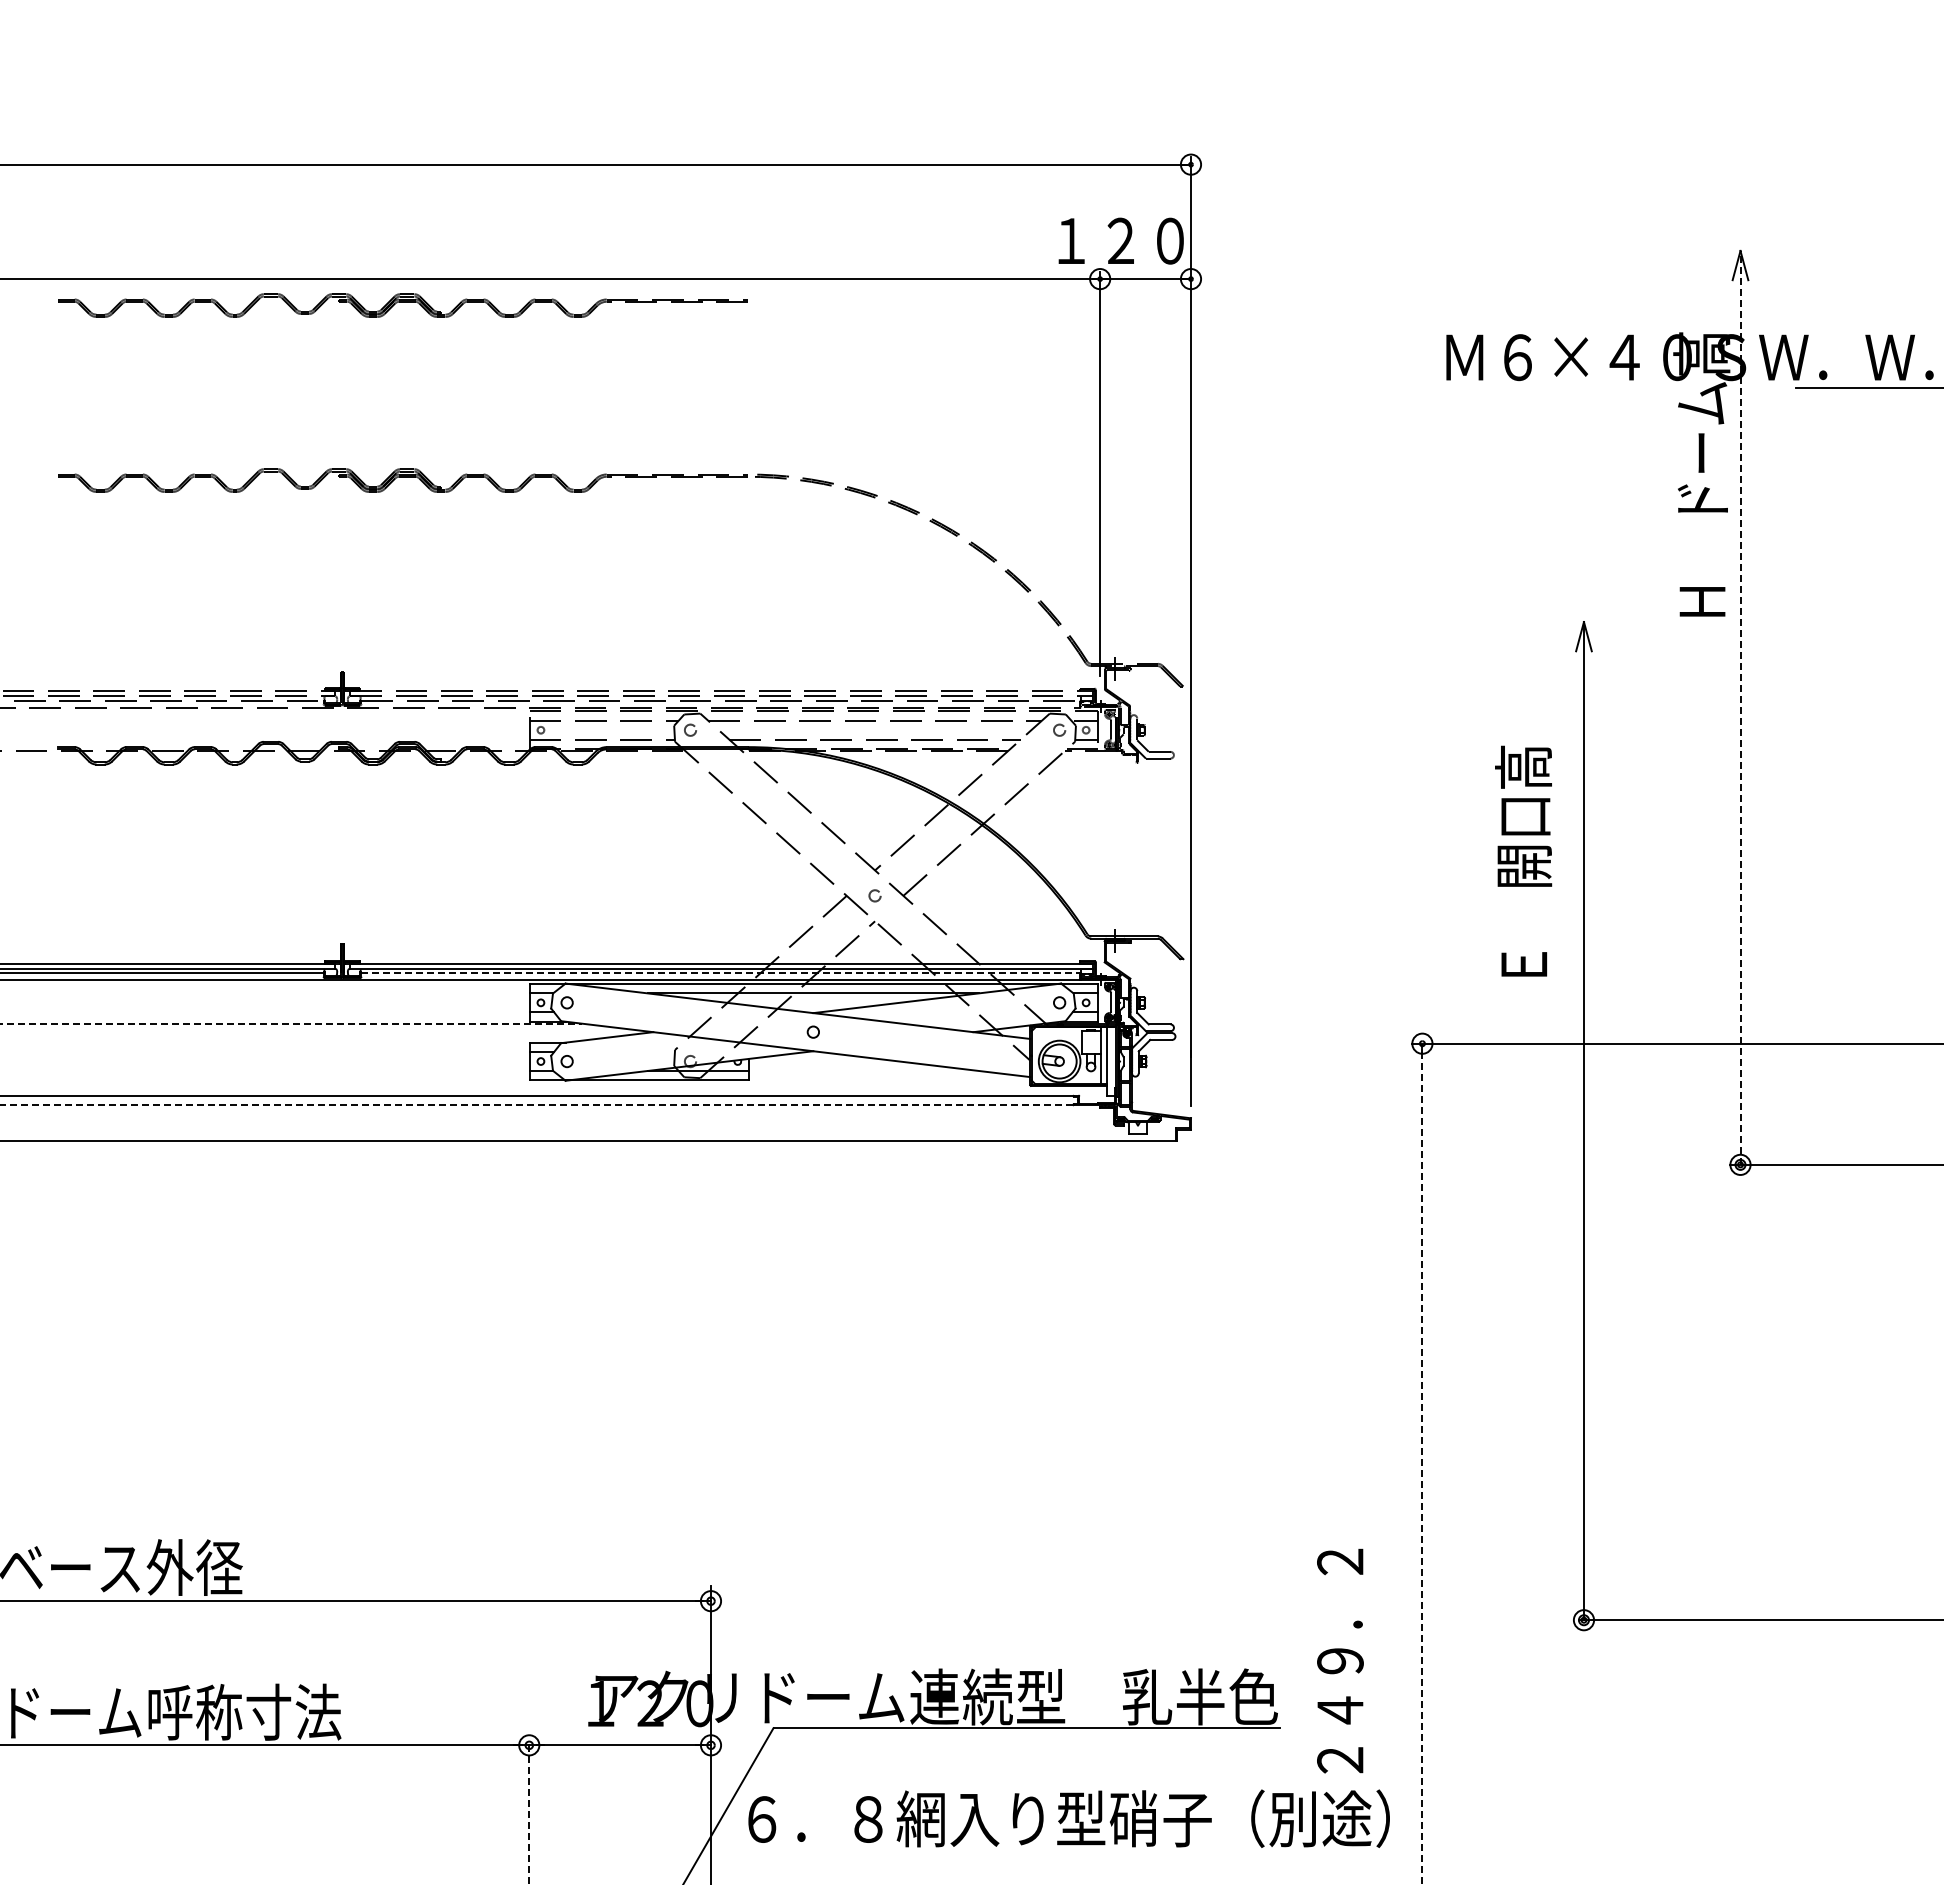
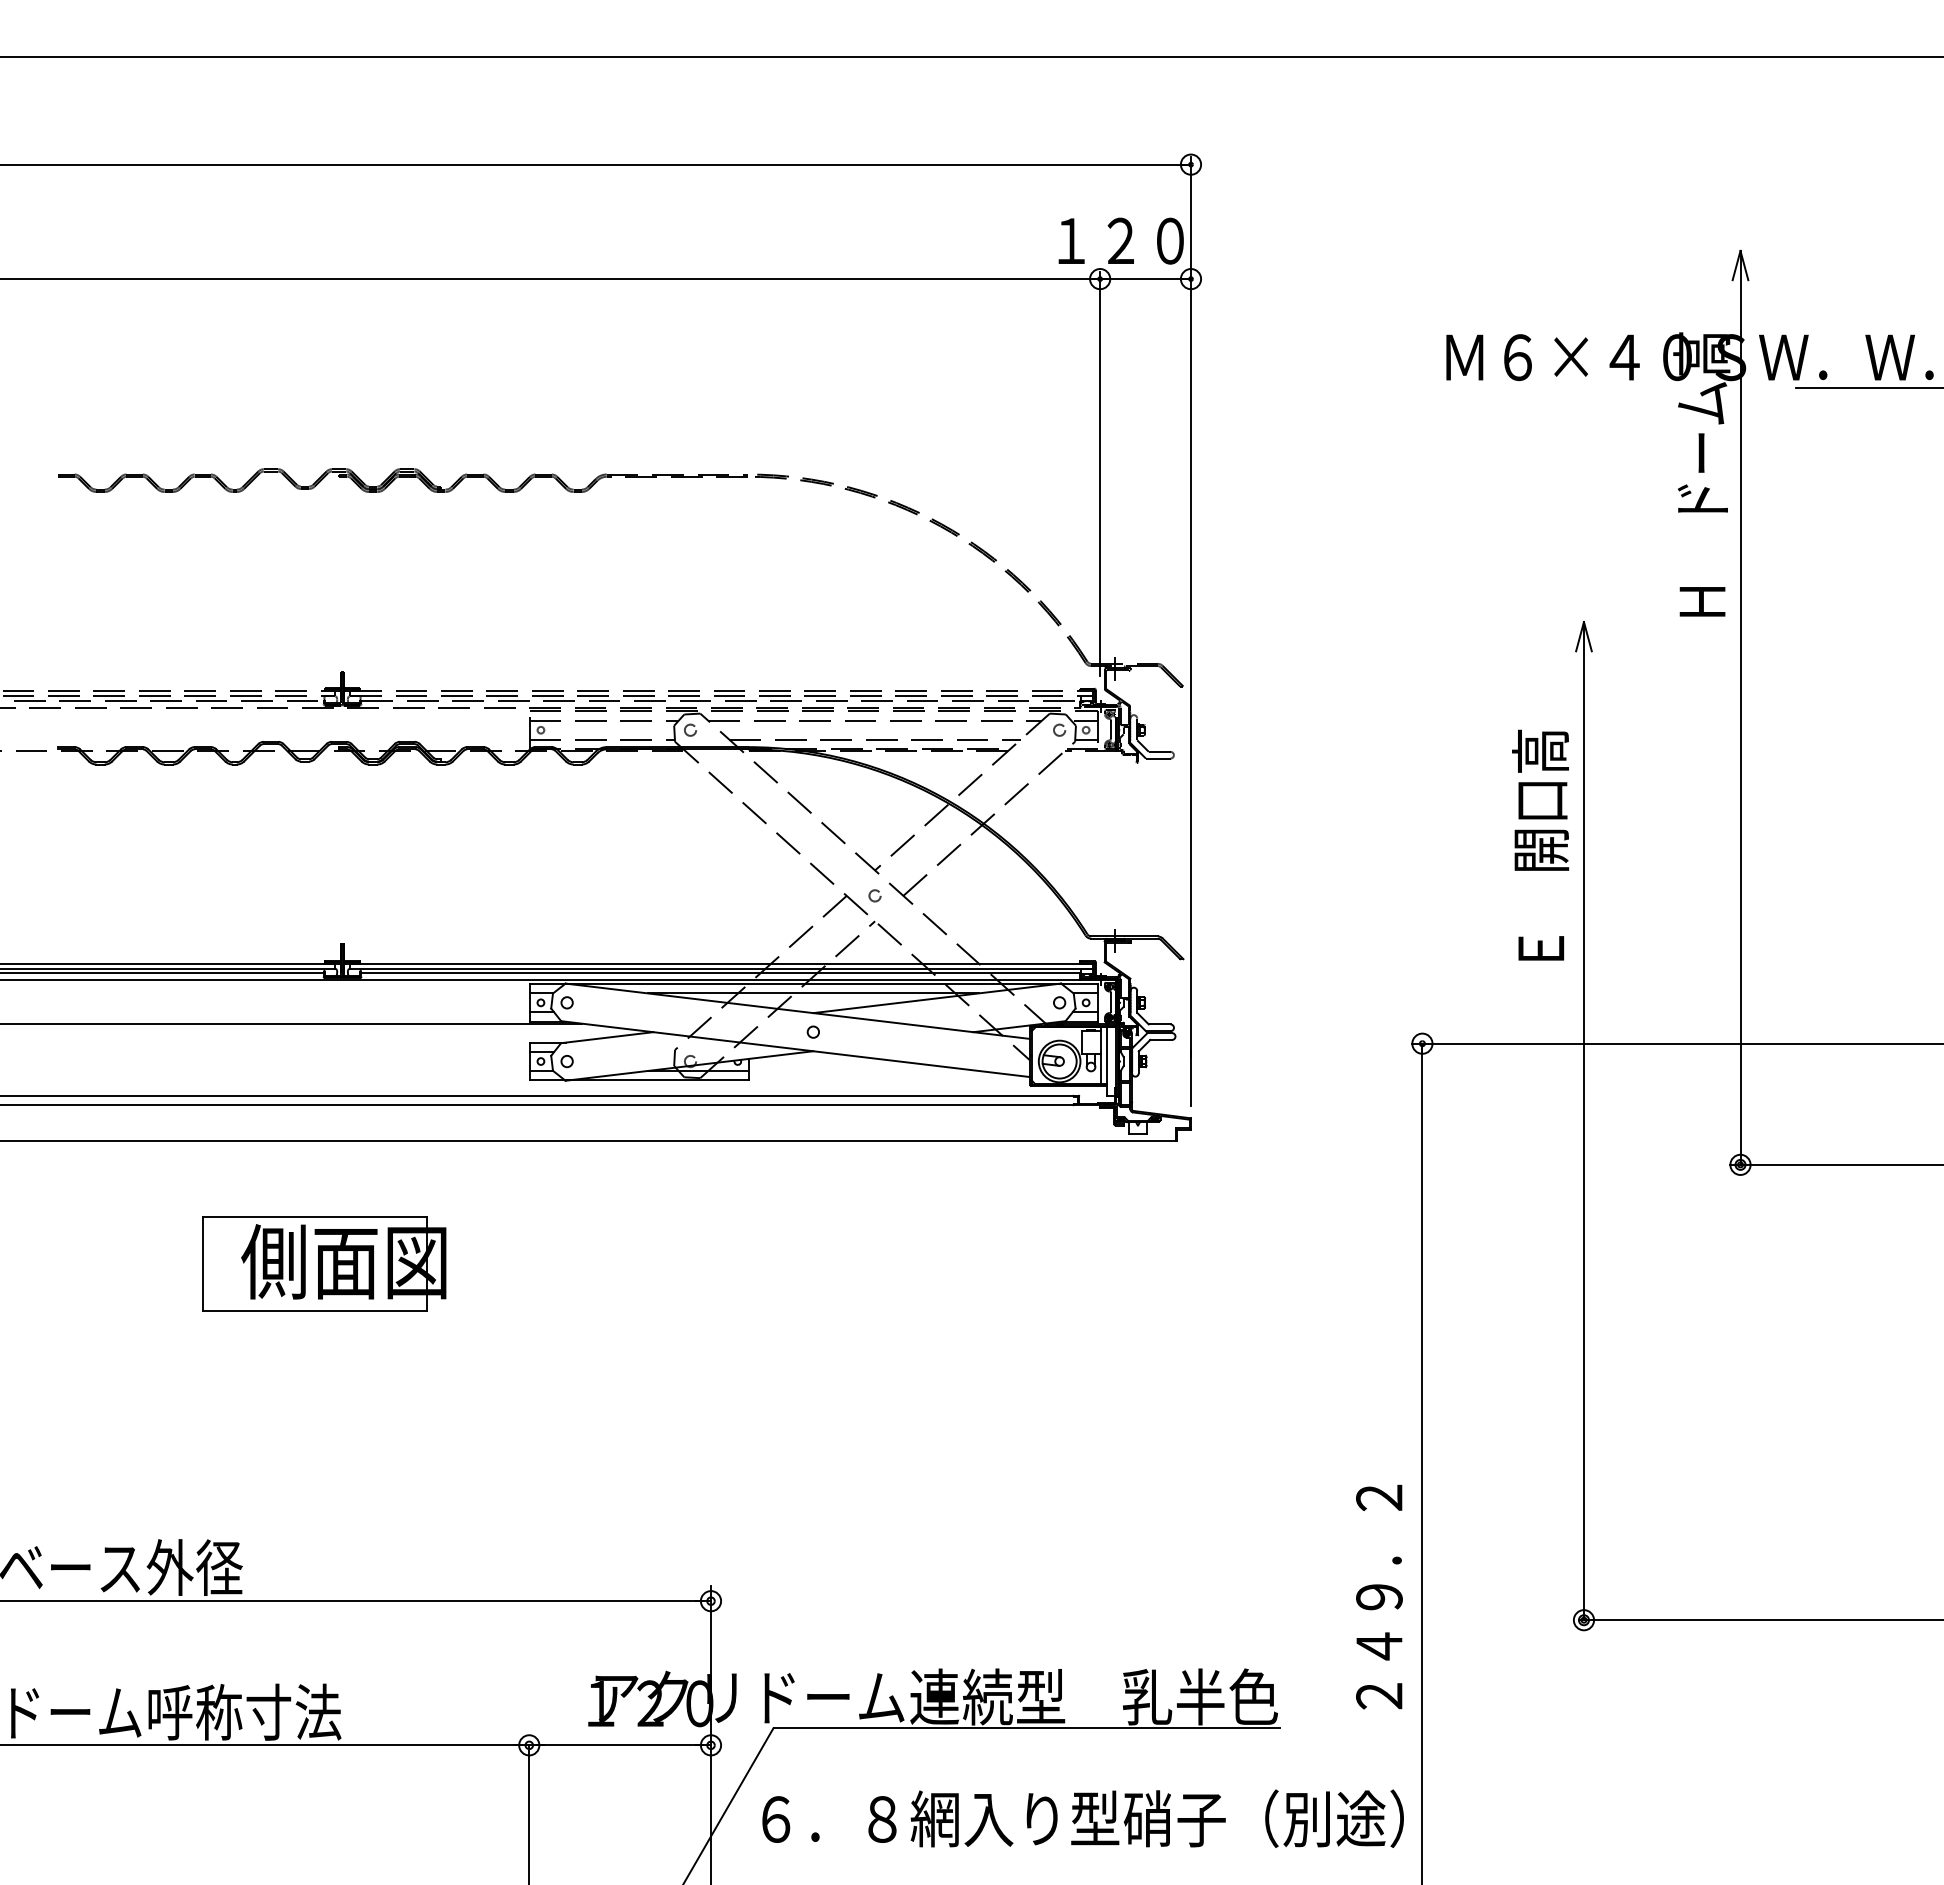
line: none -> present (971, 56)
part: present -> none (402, 305)
line: dashed -> solid (1740, 707)
text position: (1523, 860) -> (1540, 844) (1540, 844)
line: dashed -> solid (721, 973)
line: dashed -> solid (291, 1023)
line: dashed -> solid (537, 1105)
part: none -> present (324, 1263)
line: dashed -> solid (1422, 1463)
text position: (1340, 1660) -> (1379, 1596) (1379, 1596)
line: dashed -> solid (529, 1815)
text position: (1068, 1818) -> (1082, 1818) (1082, 1818)
